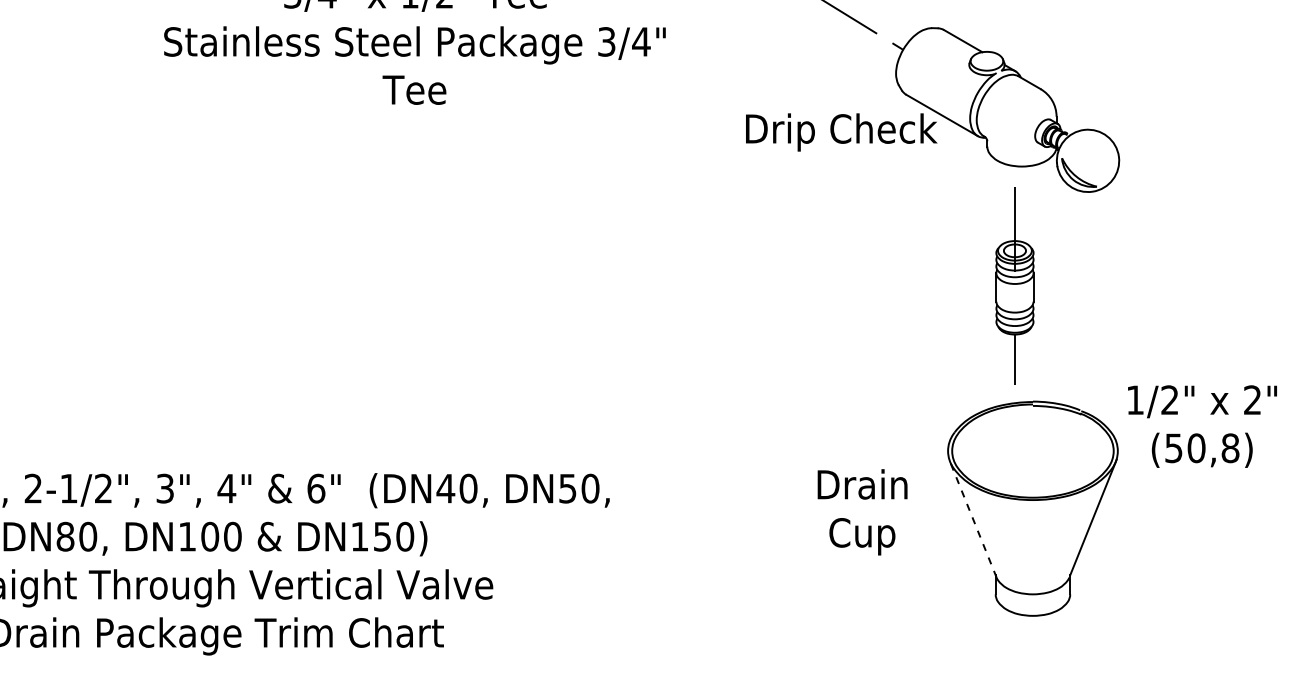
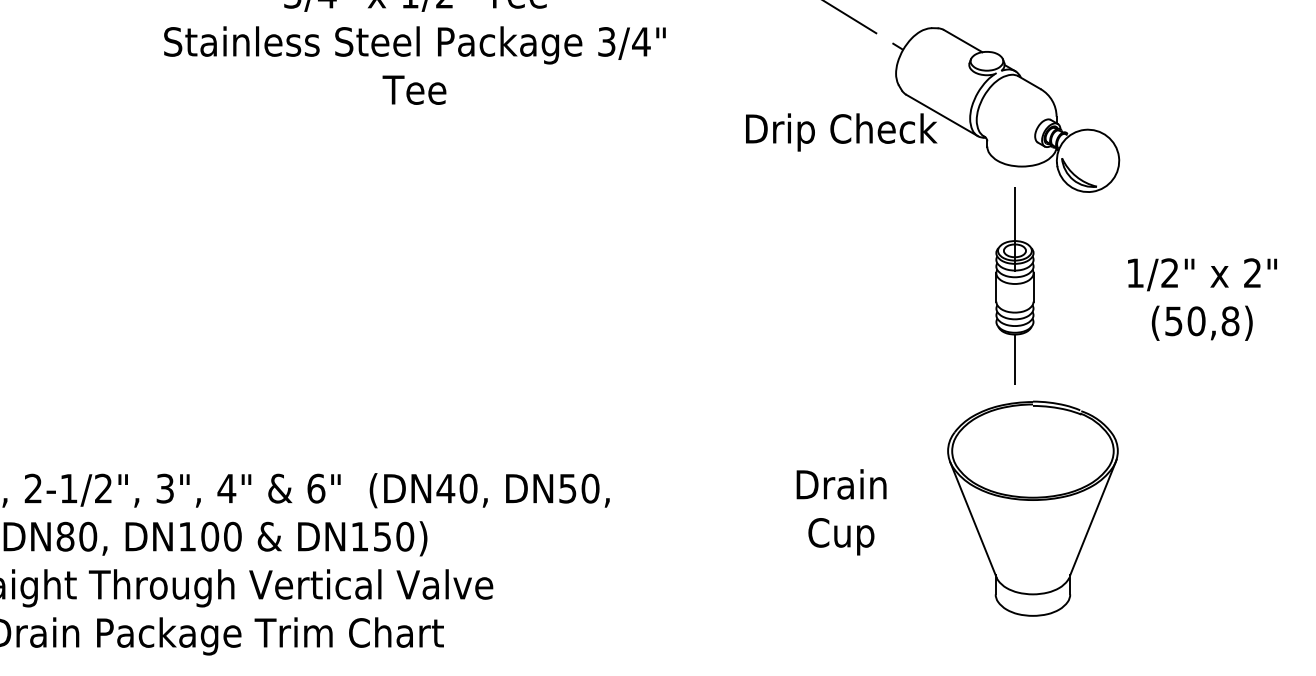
text position: (1202, 426) -> (1202, 299) (1202, 299)
text position: (862, 512) -> (841, 512) (841, 512)
line: dashed -> solid (973, 519)
